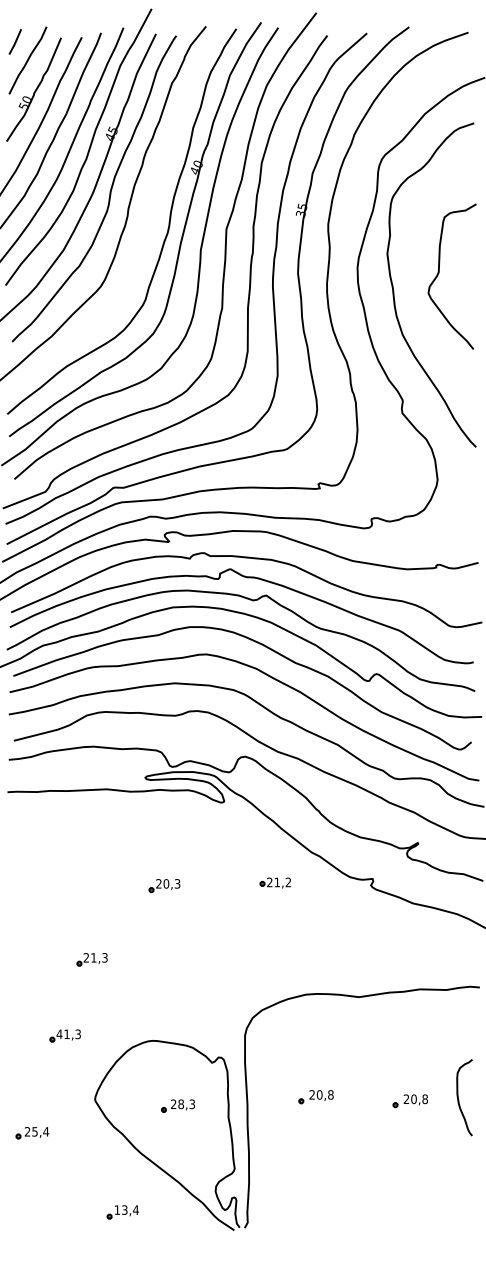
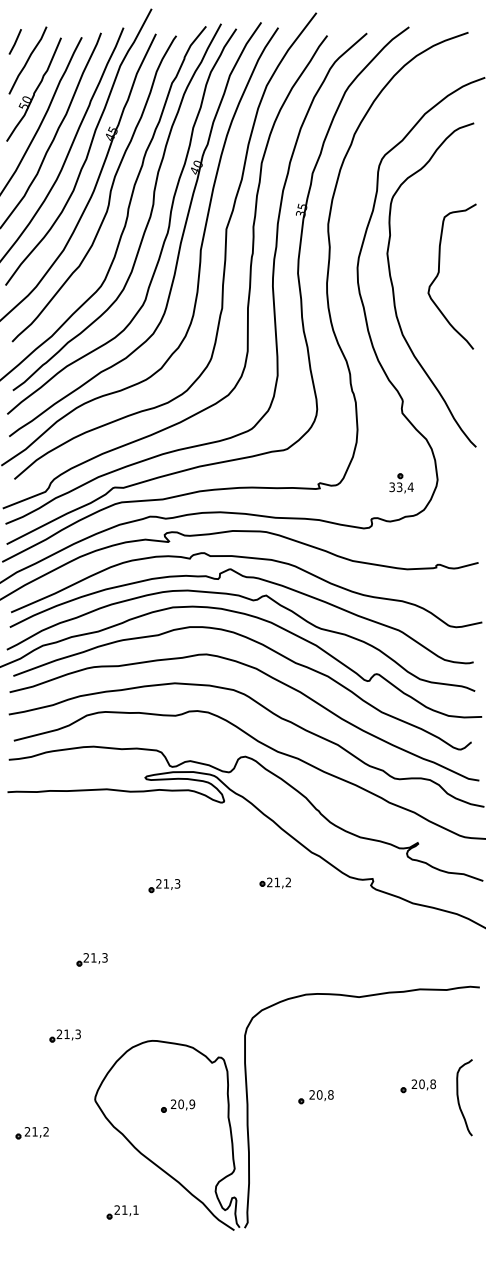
curve: none -> present (148, 218)
part: none -> present (401, 483)
text: 20,3 -> 21,3 (166, 883)
text: 41,3 -> 21,3 (59, 1033)
part position: (409, 1101) -> (417, 1086) (417, 1086)
text: 28,3 -> 20,9 (186, 1103)
text: 25,4 -> 21,2 (40, 1131)
text: 13,4 -> 21,1 (126, 1209)
